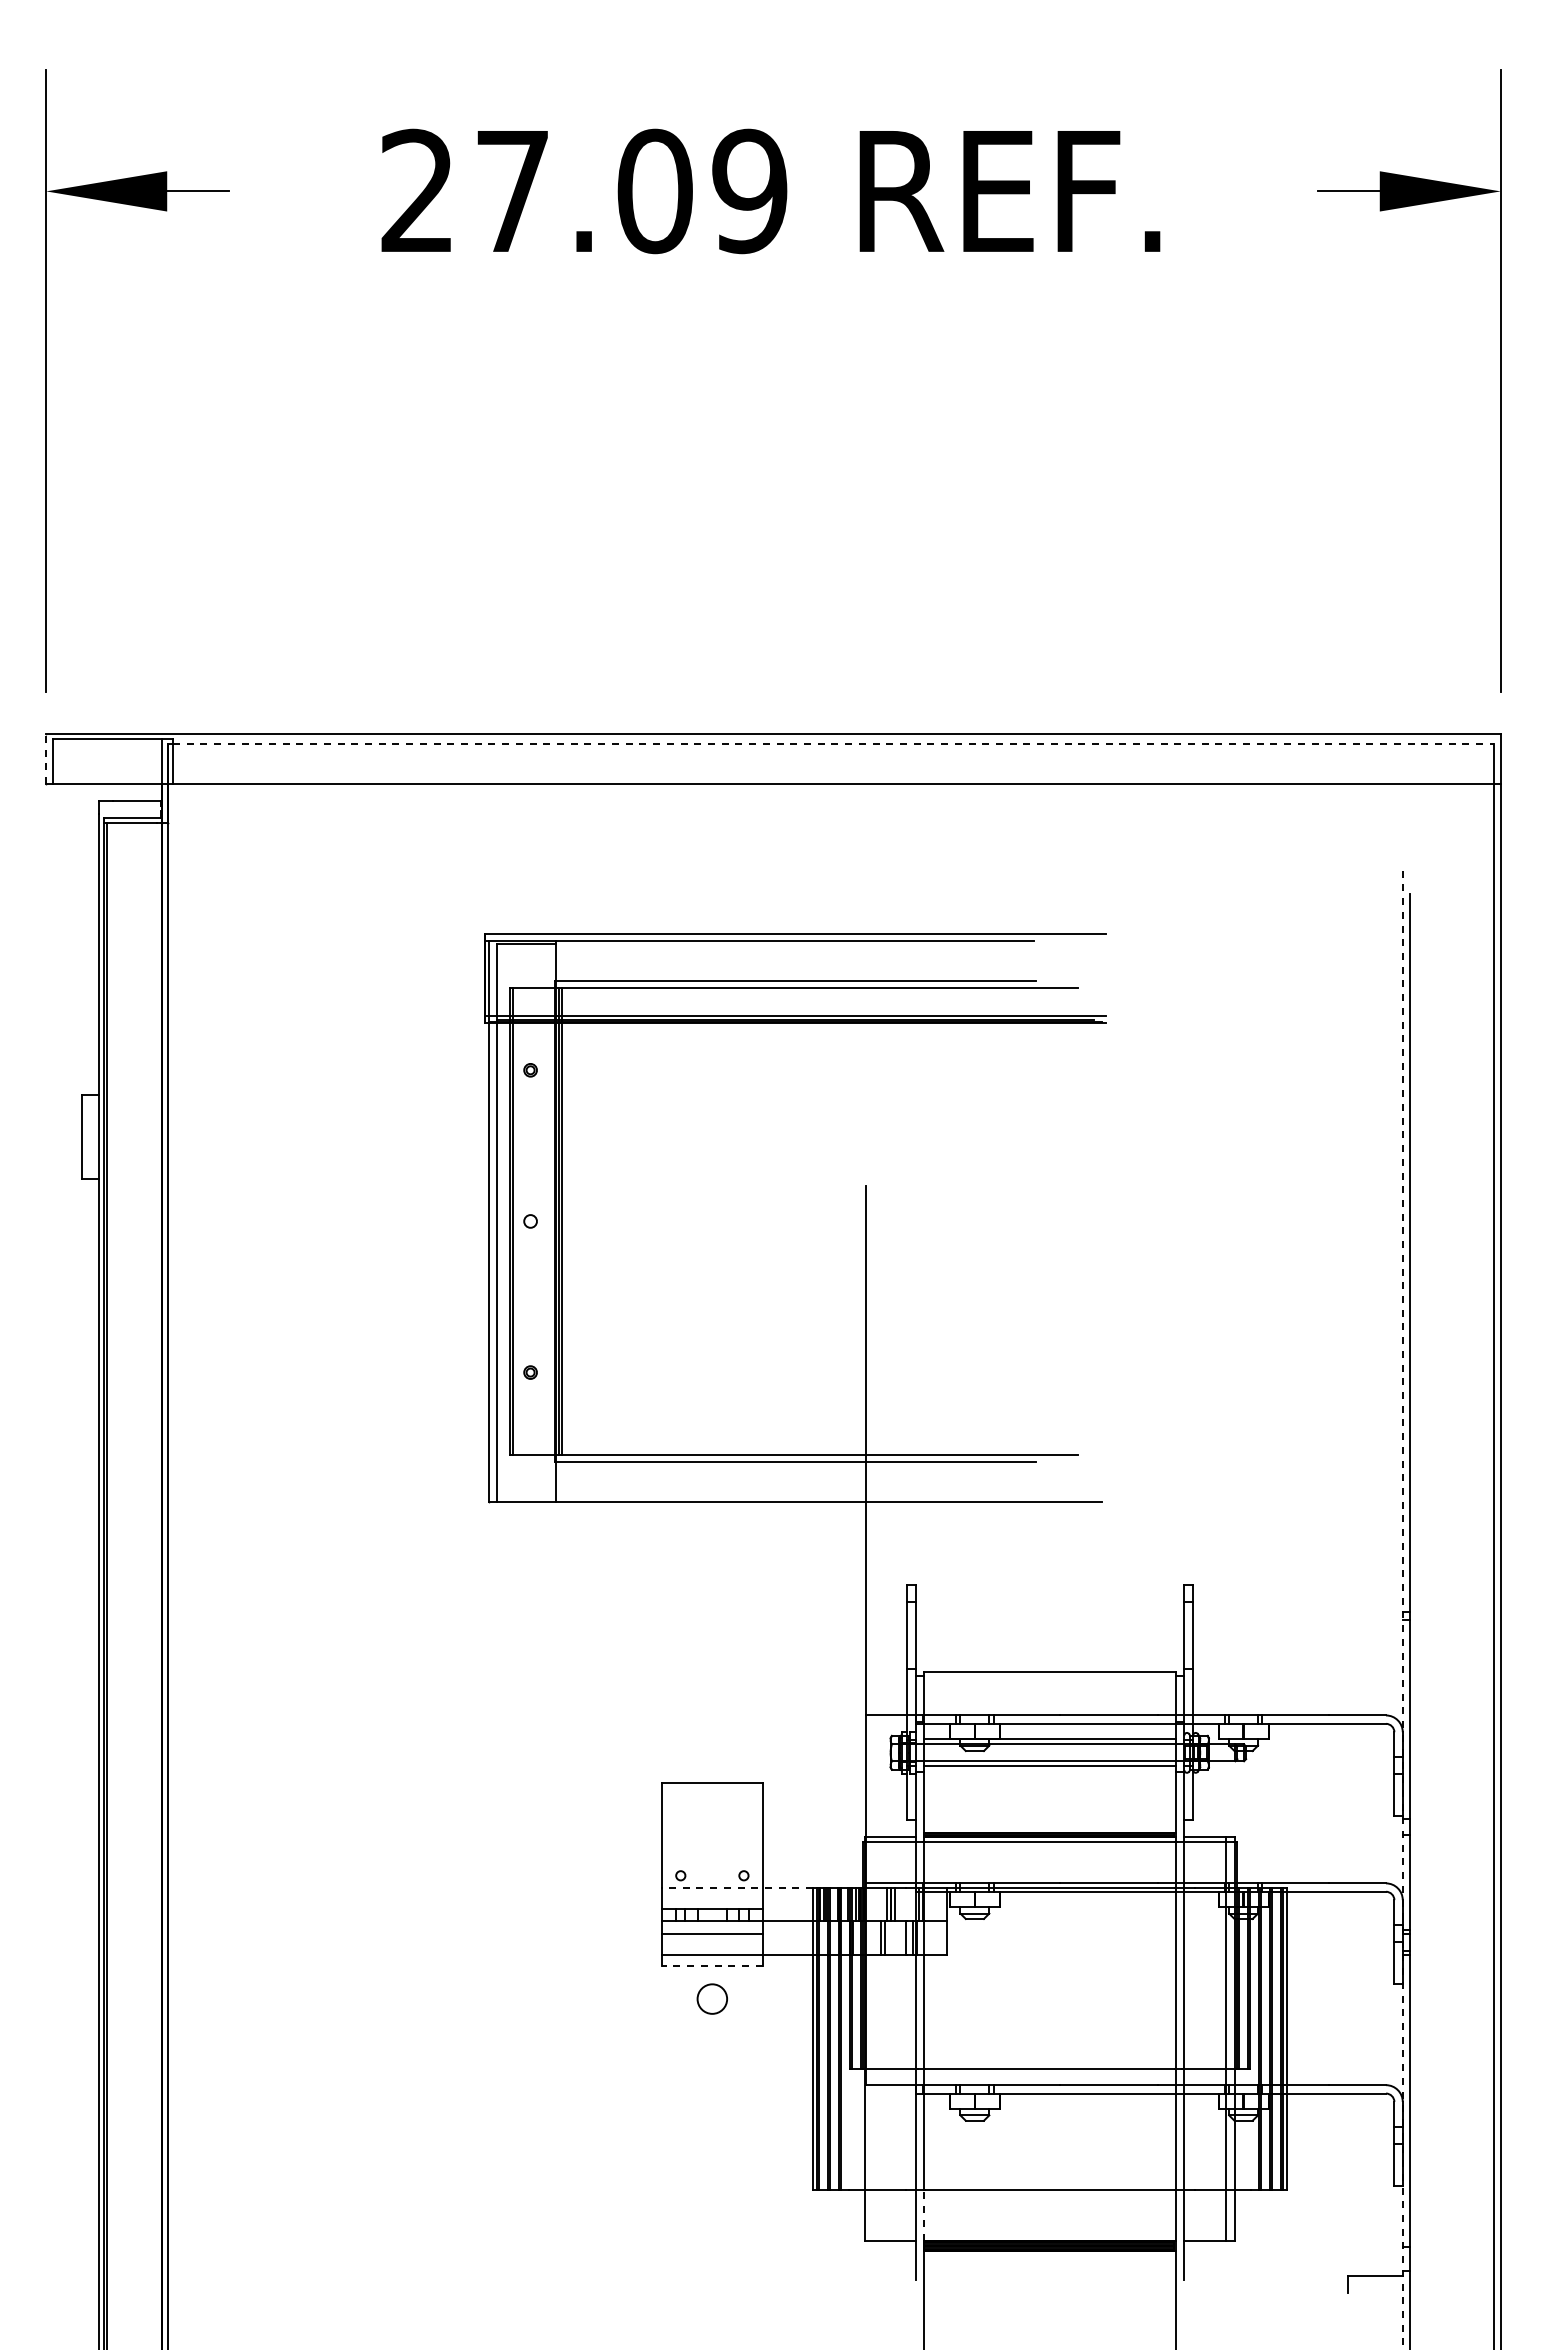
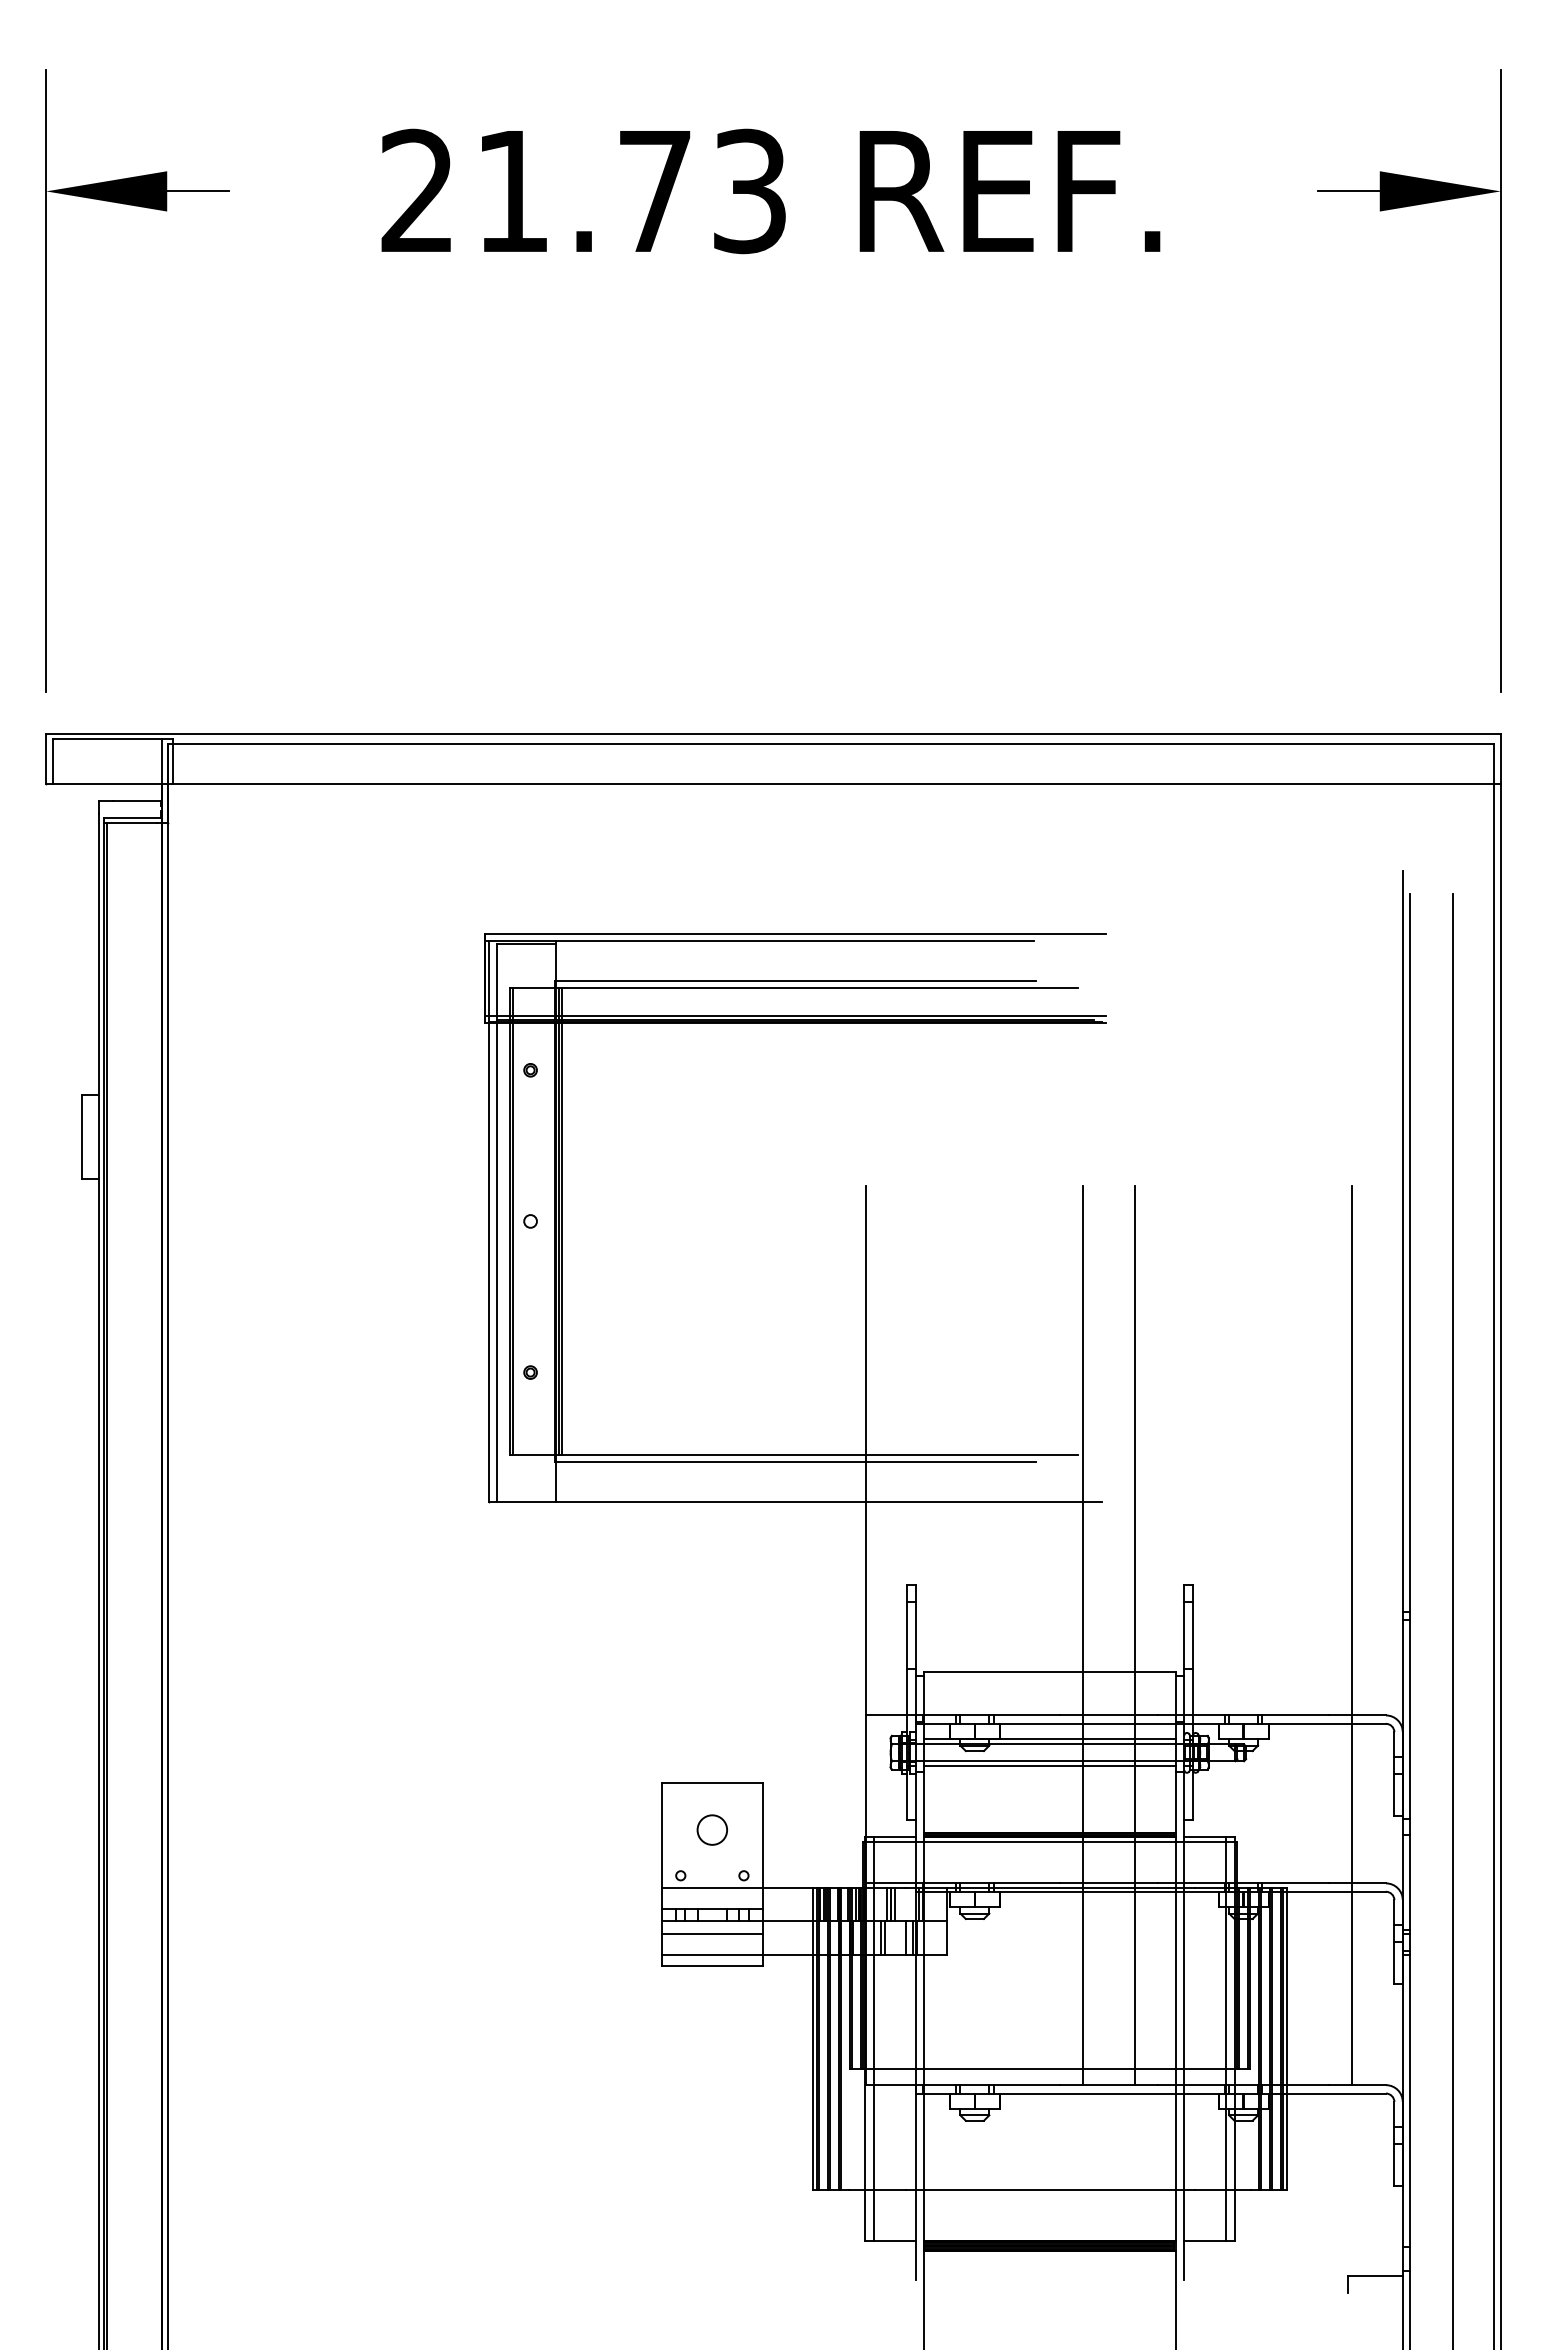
text: 27.09 -> 21.73 (632, 191)
line: dashed -> solid (833, 744)
line: dashed -> solid (46, 758)
line: dashed -> solid (1402, 1610)
line: none -> present (1453, 1619)
line: none -> present (1083, 1635)
line: none -> present (1135, 1635)
line: none -> present (1352, 1635)
line: dashed -> solid (737, 1887)
line: dashed -> solid (711, 1965)
circle position: (711, 1998) -> (711, 1829) (711, 1829)
line: none -> present (873, 2038)
line: dashed -> solid (924, 2214)
